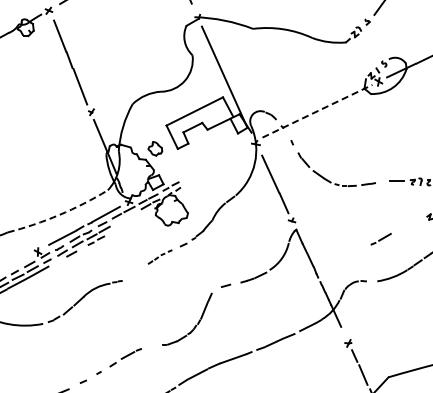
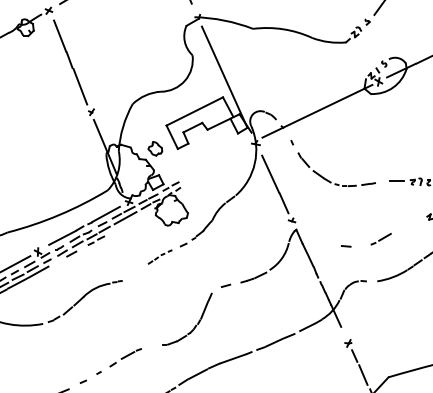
line: dashed -> solid (317, 111)
arc: dashed -> solid (59, 215)
line: none -> present (125, 218)
line: none -> present (346, 246)
line: none -> present (16, 263)
